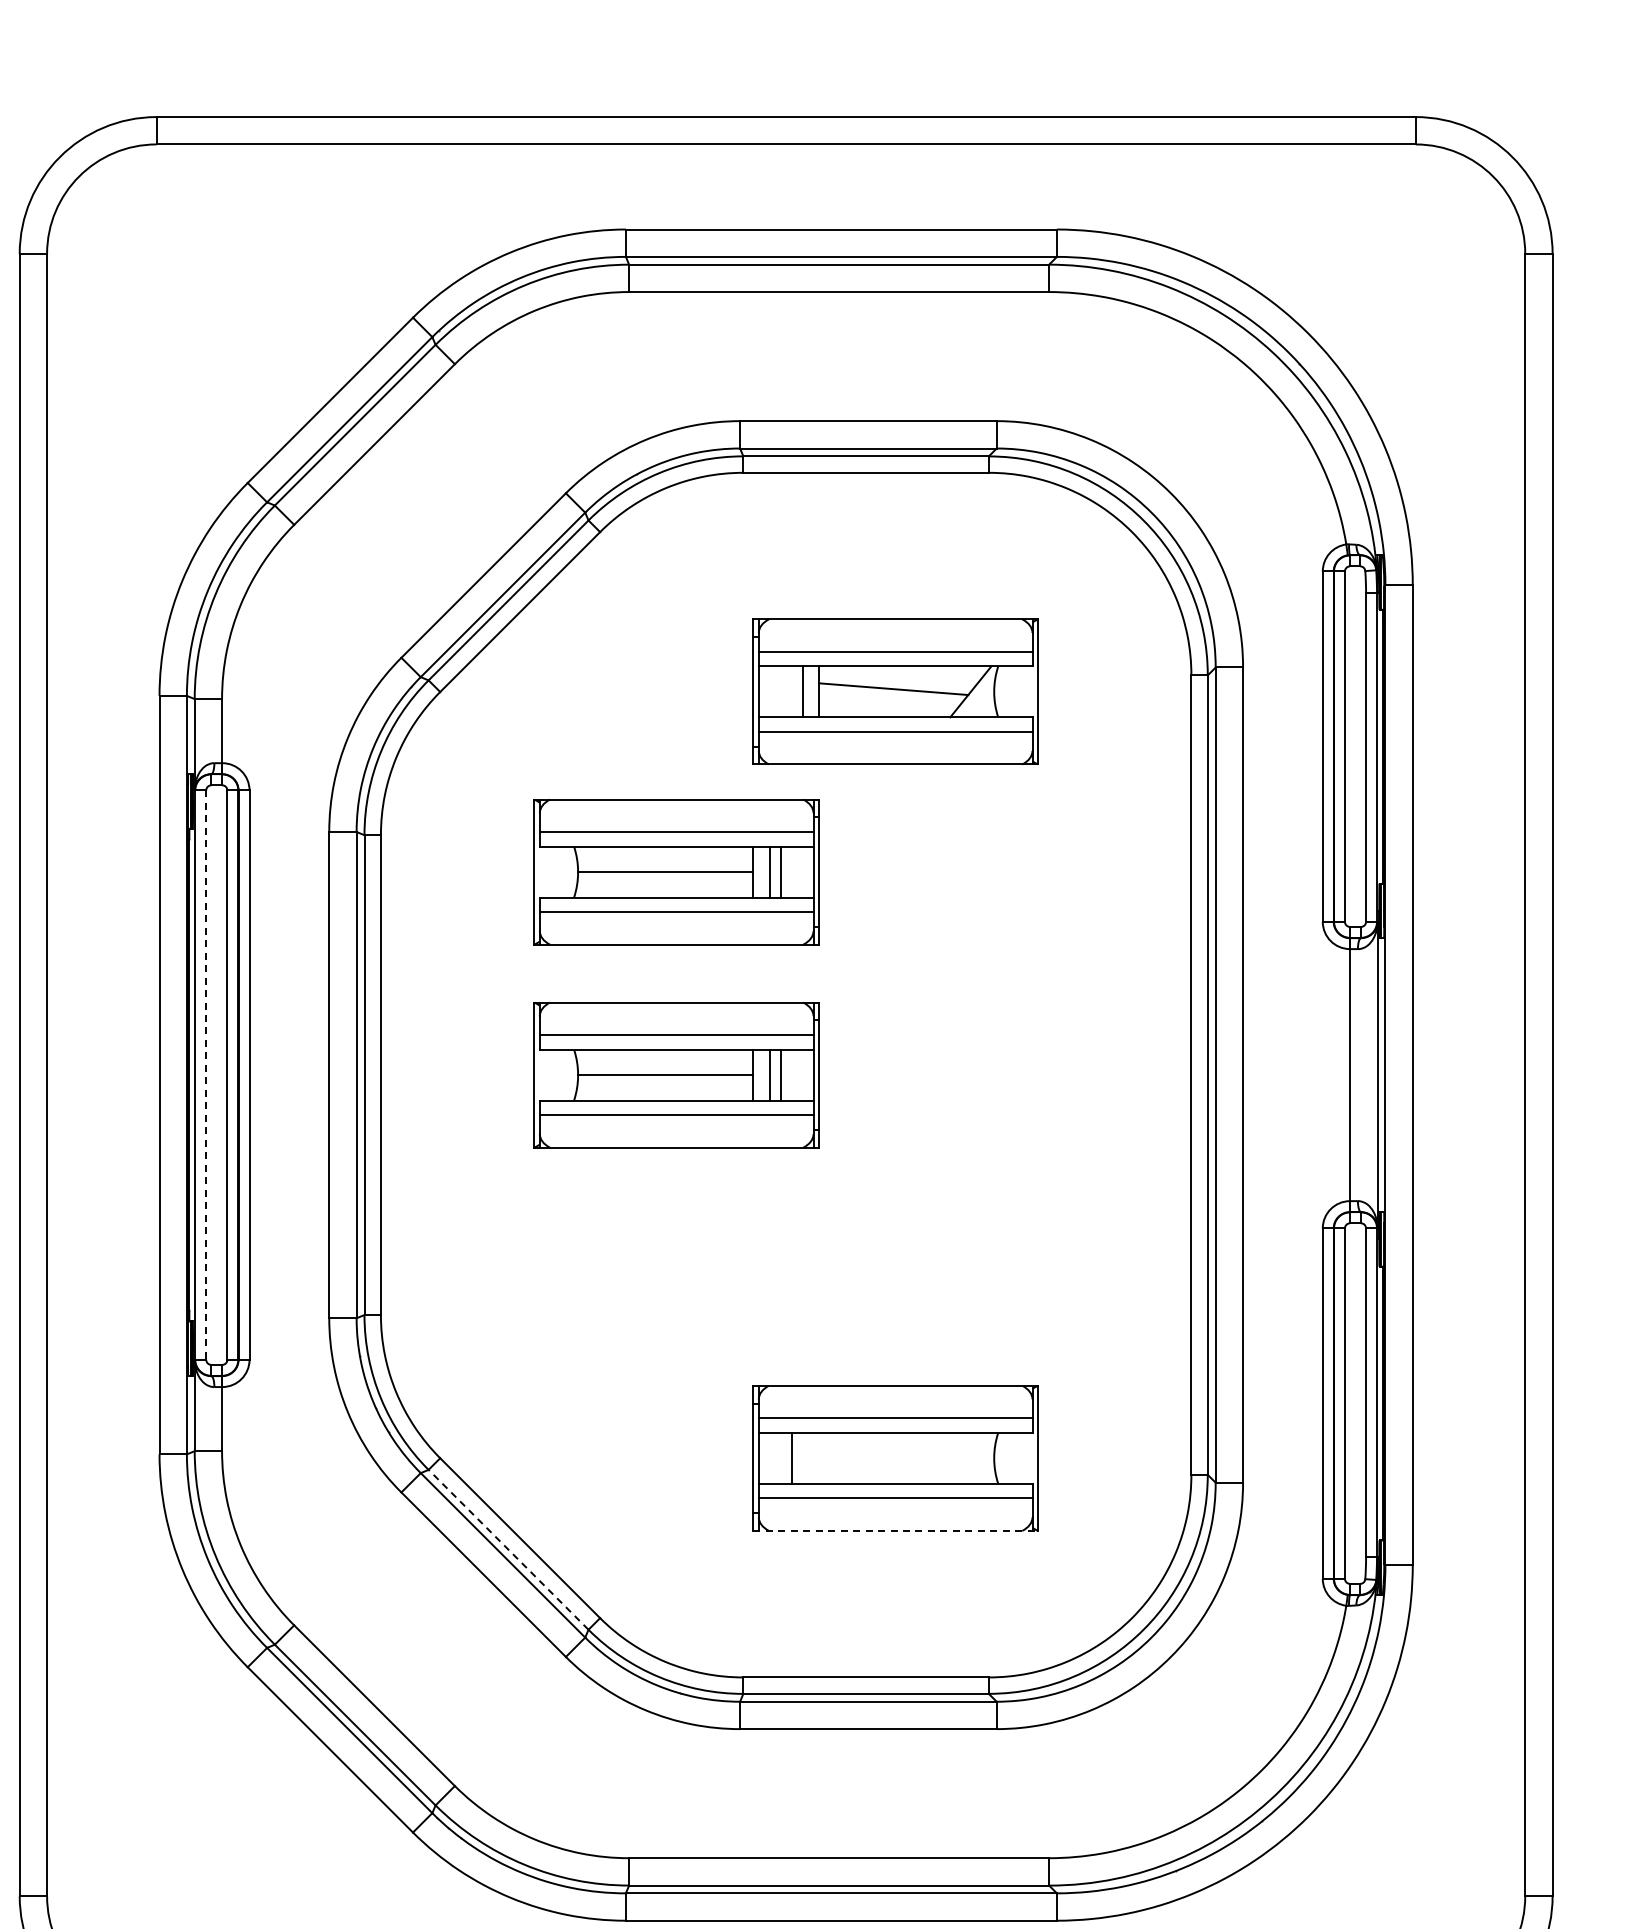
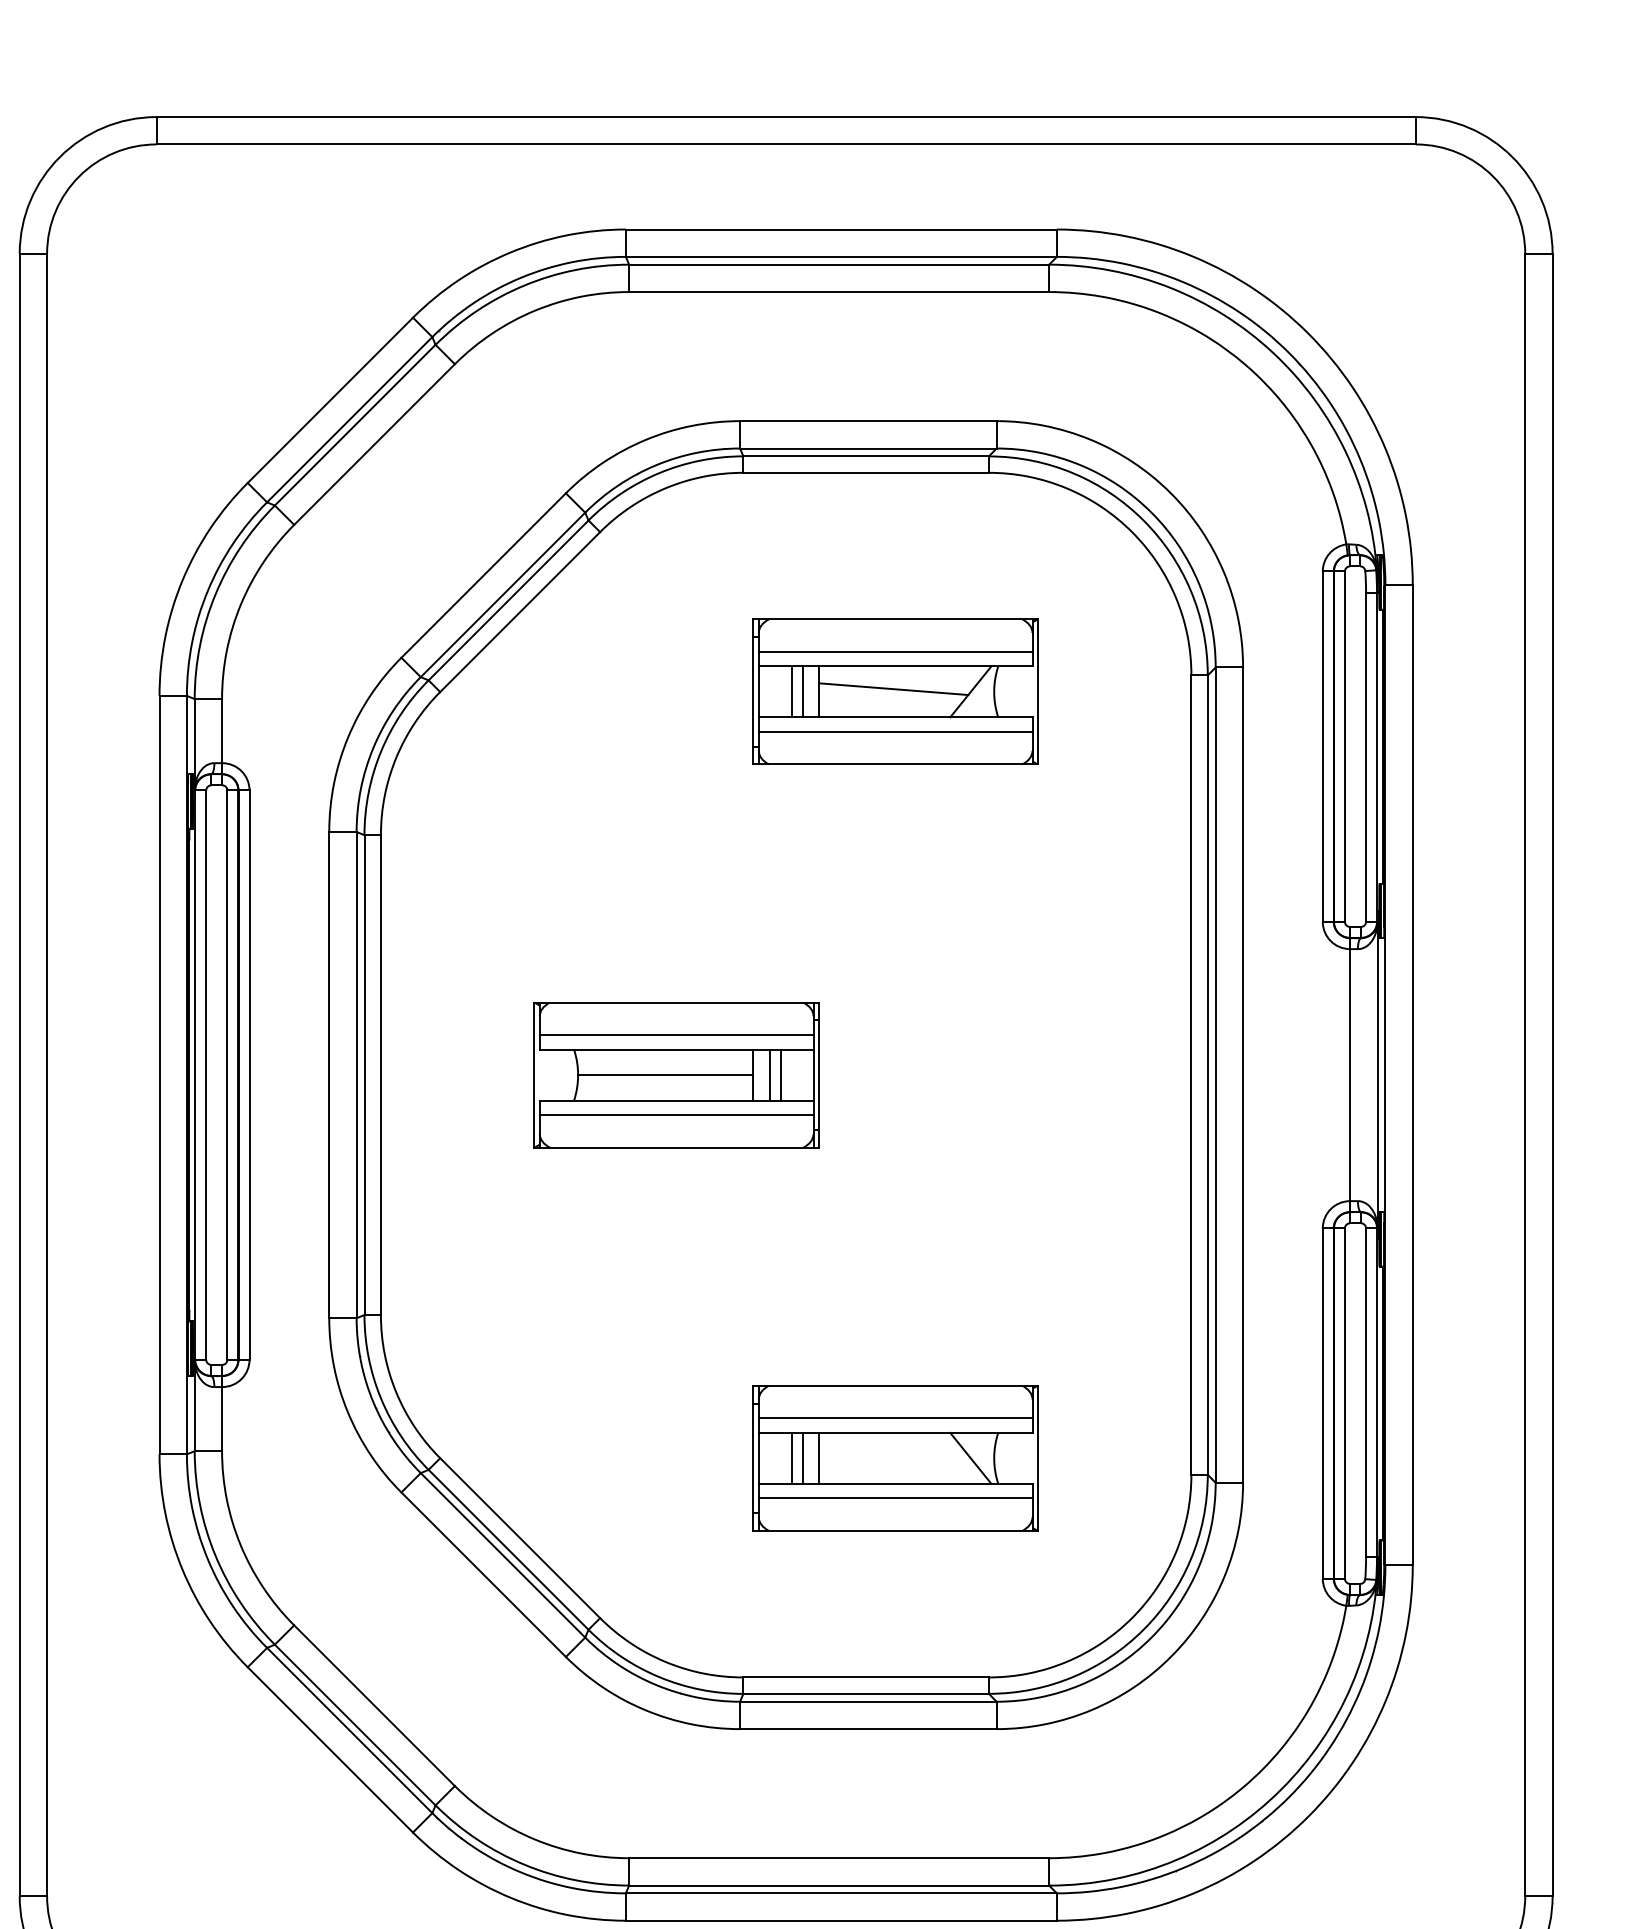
line: none -> present (791, 691)
part: present -> none (676, 872)
line: dashed -> solid (206, 1075)
line: none -> present (802, 1457)
line: none -> present (819, 1457)
line: none -> present (970, 1457)
line: dashed -> solid (896, 1530)
line: dashed -> solid (508, 1549)
